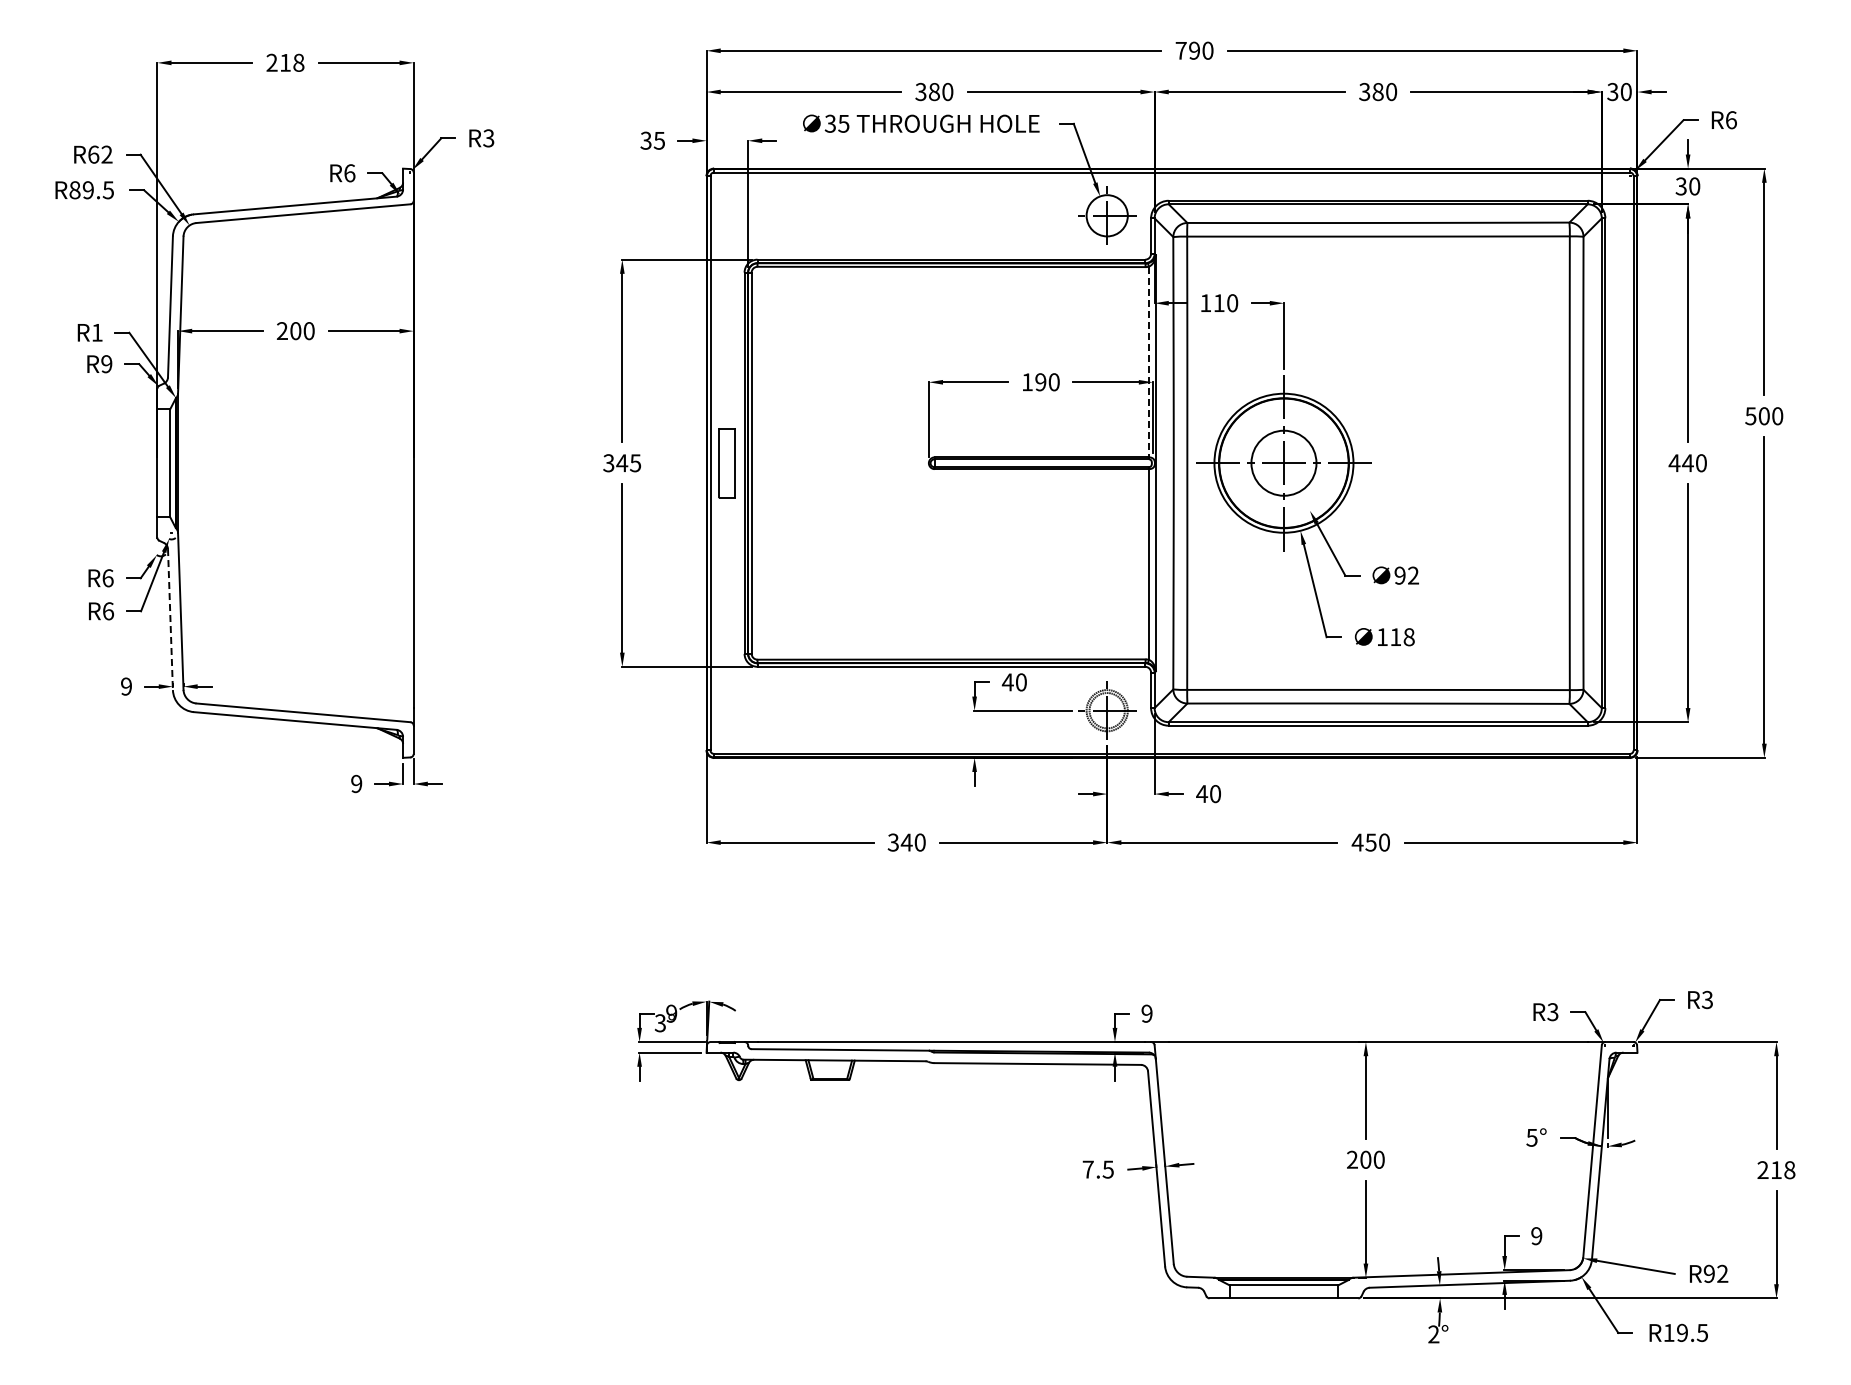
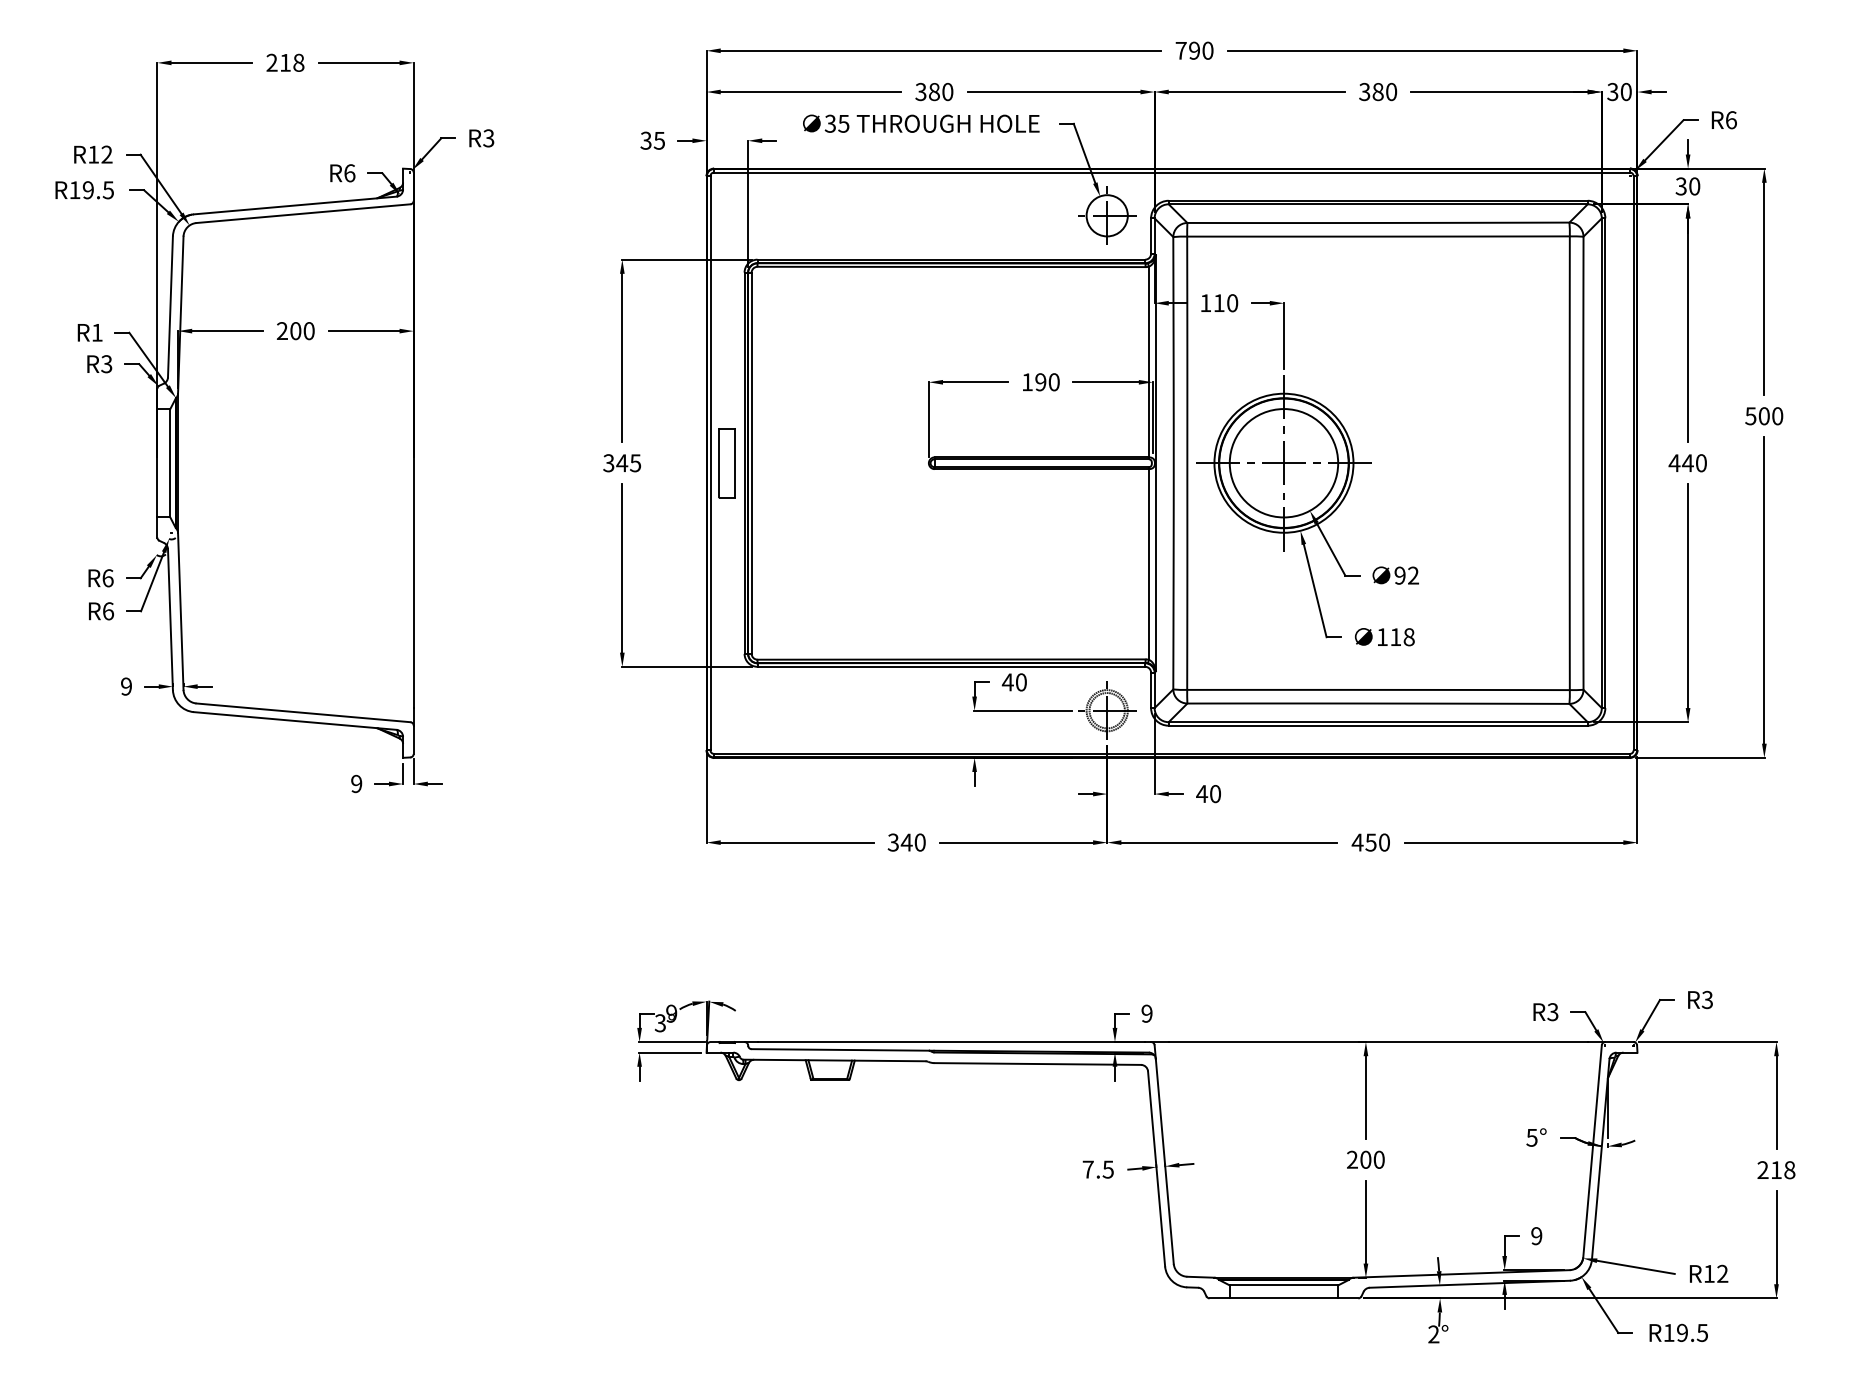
text: R62 -> R12 (93, 154)
text: R89.5 -> R19.5 (74, 190)
line: dashed -> solid (1148, 362)
text: R9 -> R3 (106, 364)
circle diameter: 65 px -> 108 px (1283, 463)
line: dashed -> solid (170, 619)
text: R92 -> R12 (1708, 1273)
